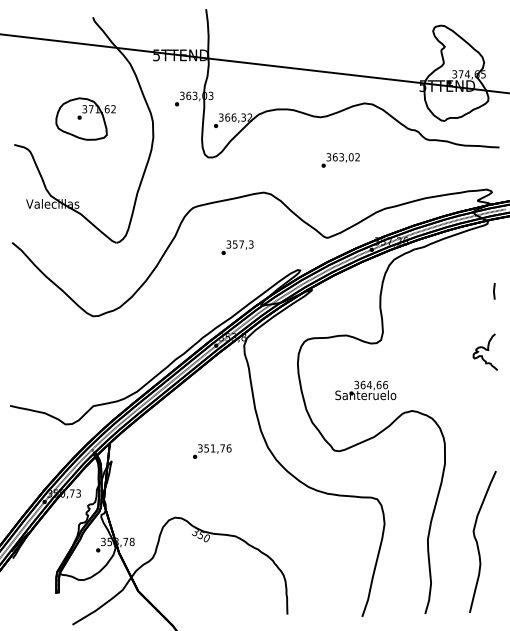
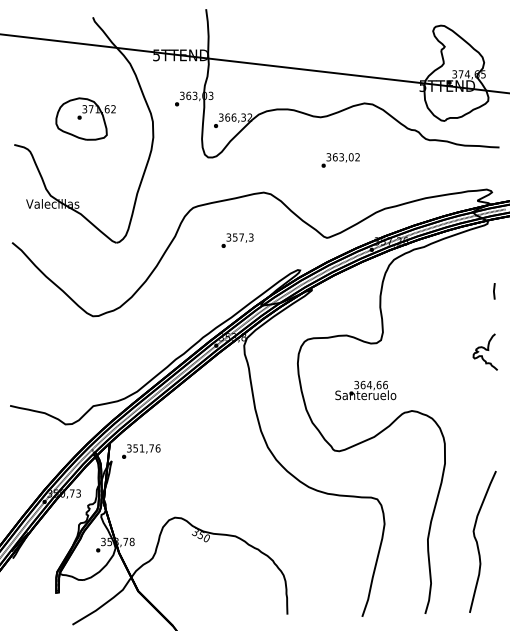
text position: (237, 247) -> (237, 240) (237, 240)
text position: (212, 451) -> (141, 451) (141, 451)
